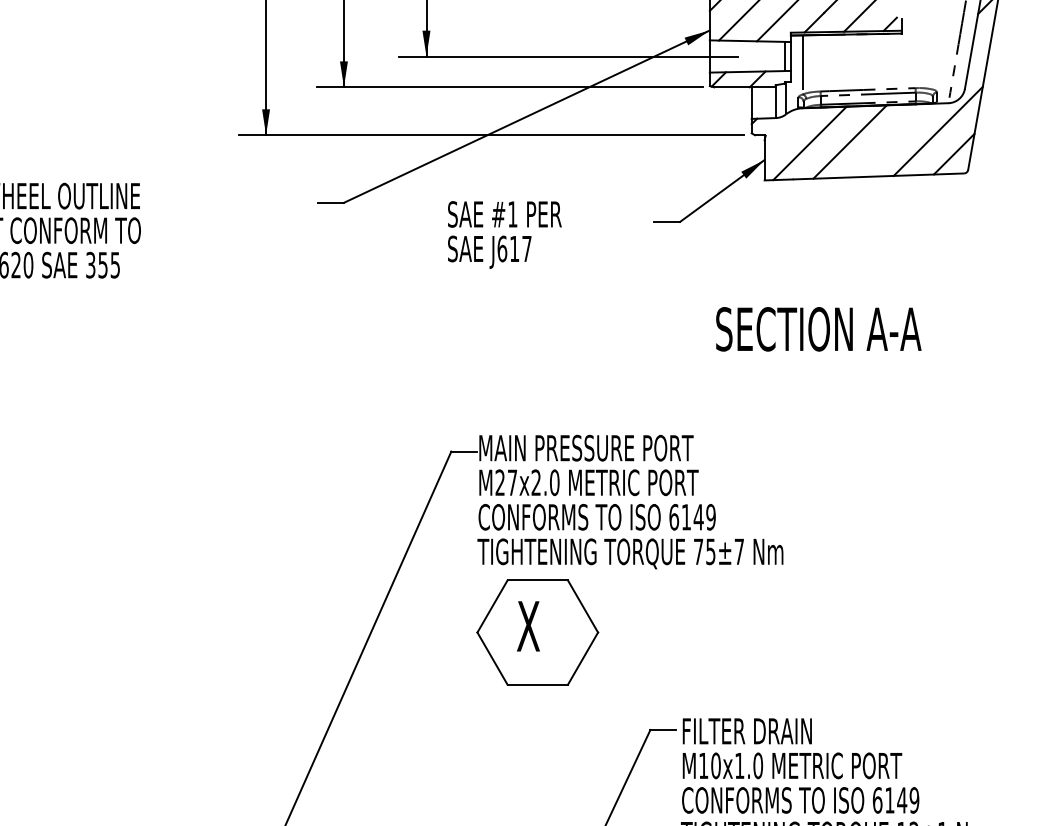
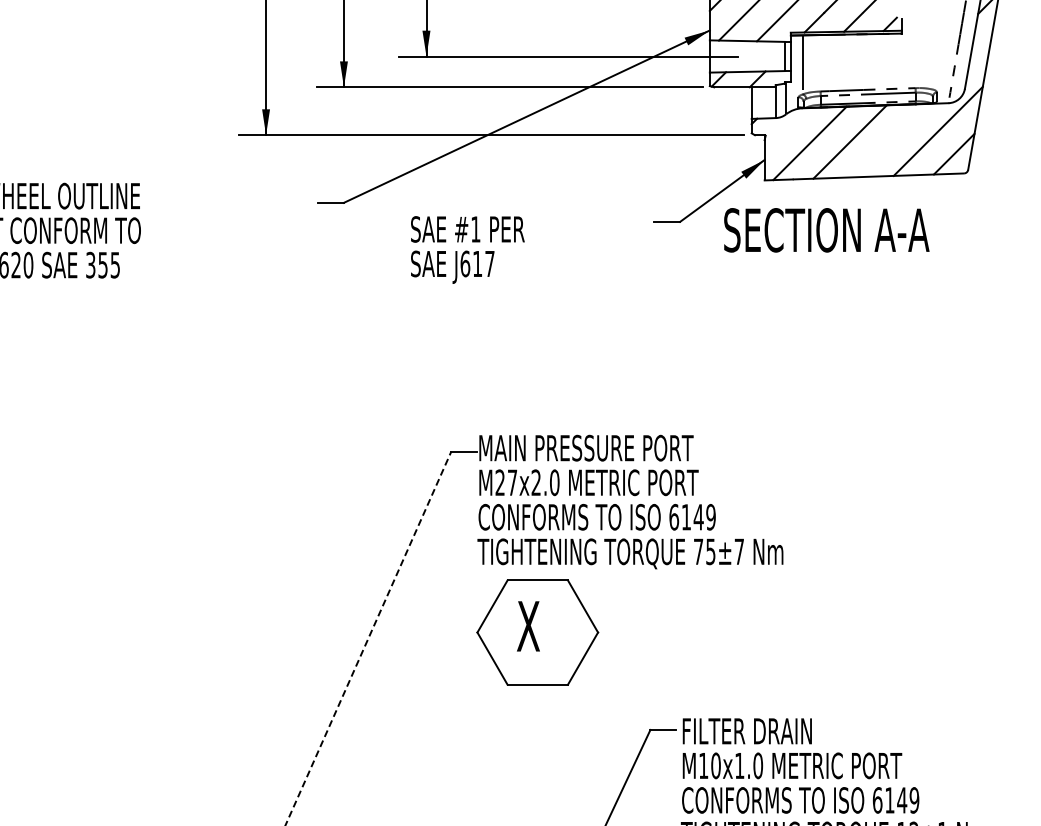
text position: (504, 234) -> (467, 249) (467, 249)
text position: (818, 329) -> (826, 230) (826, 230)
line: solid -> dashed (368, 637)
